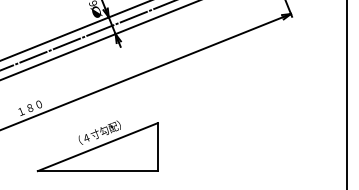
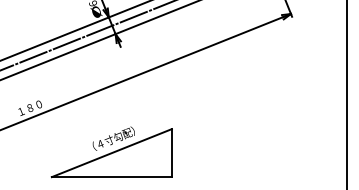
part position: (97, 146) -> (111, 152) (111, 152)
